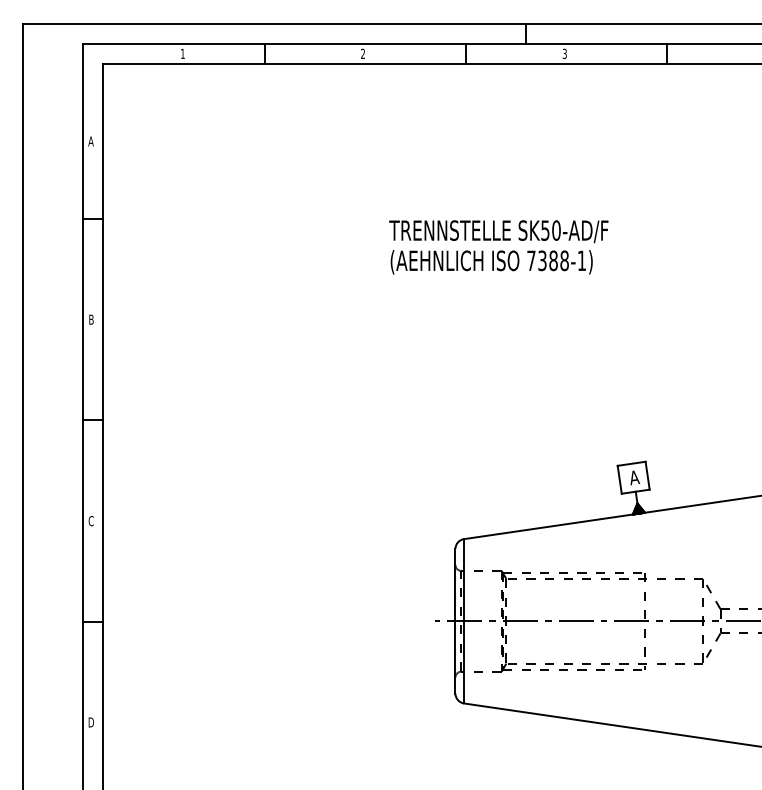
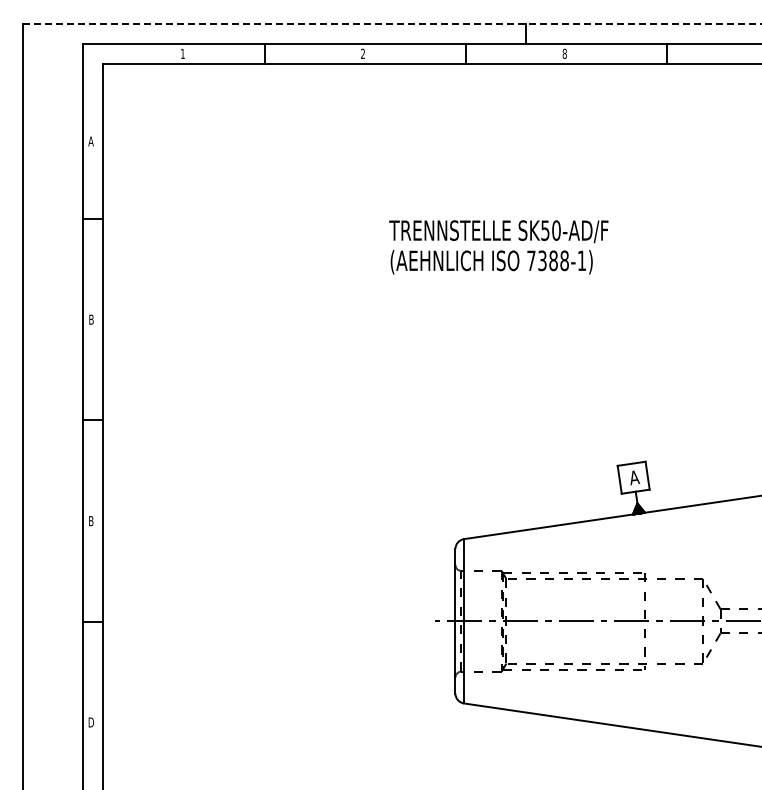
line: solid -> dashed (392, 23)
text: 3 -> 8 (564, 53)
text: C -> B (90, 521)
